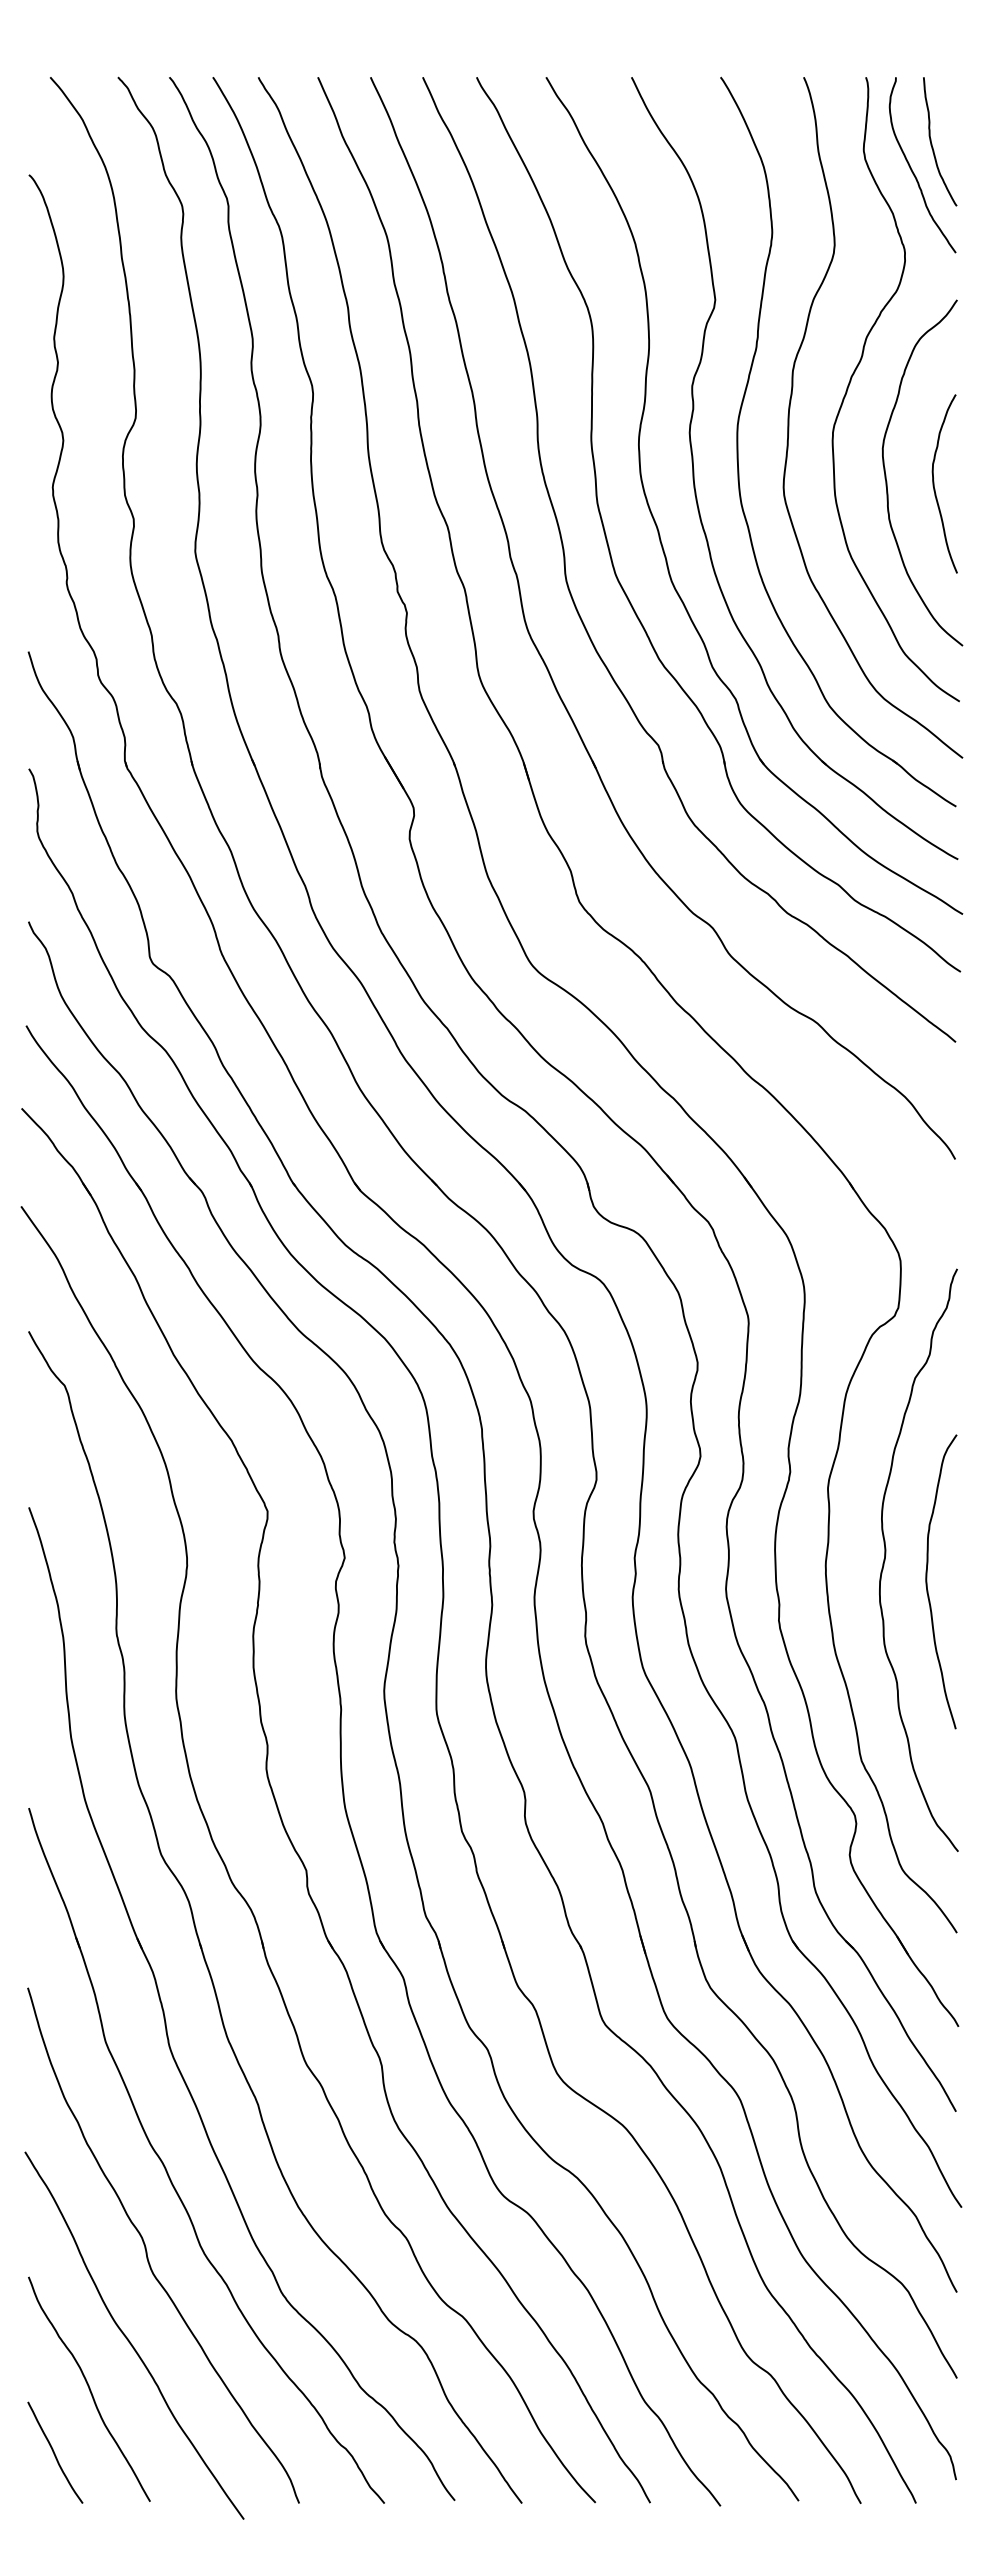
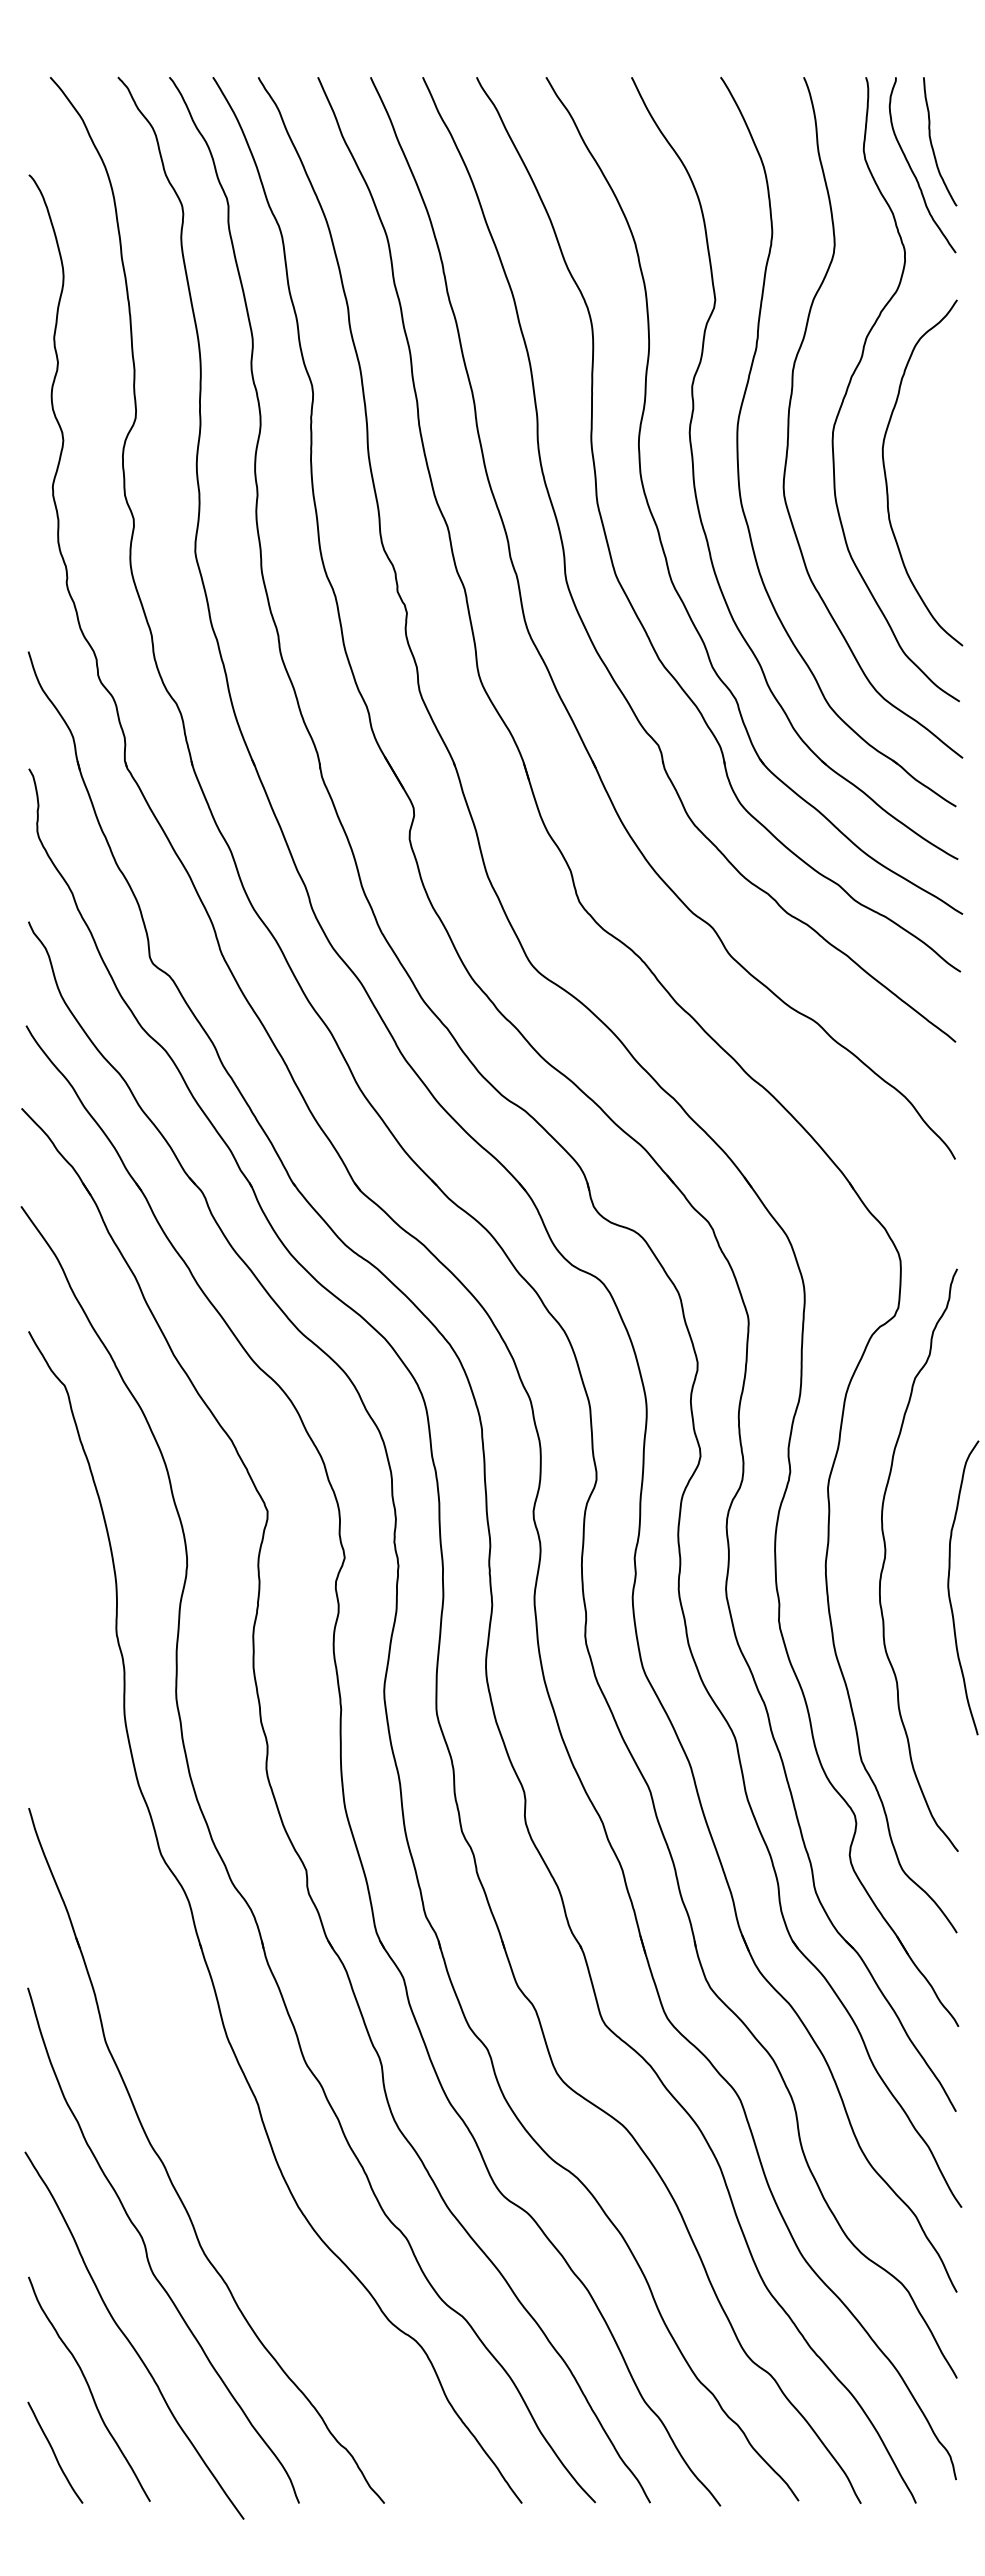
curve: present -> none (934, 483)
curve position: (927, 1581) -> (949, 1587) (949, 1587)
part: present -> none (165, 2016)
